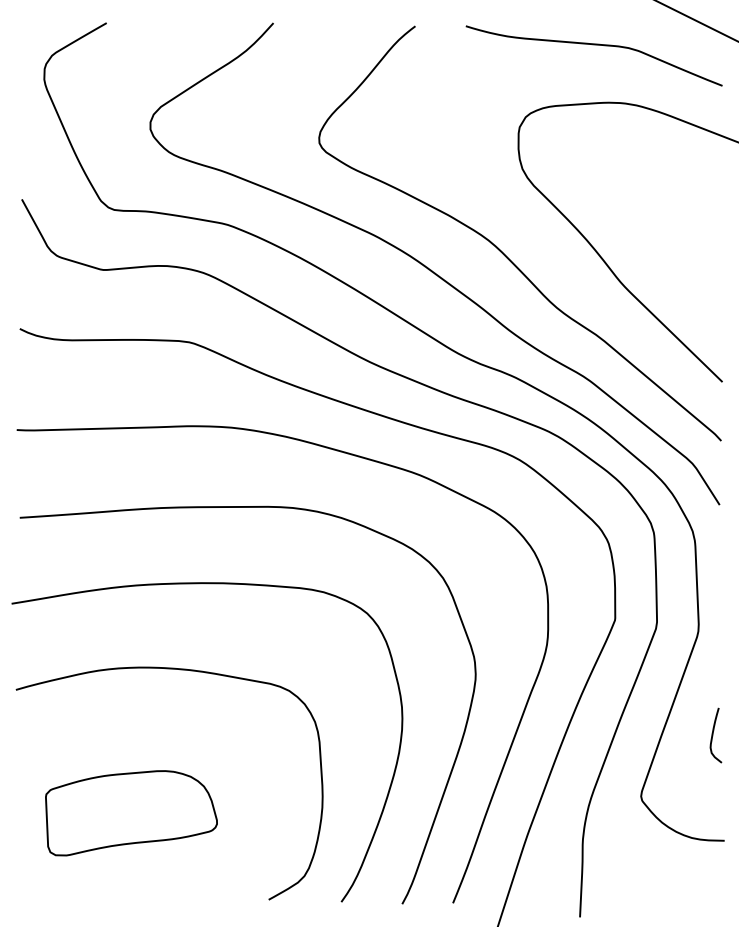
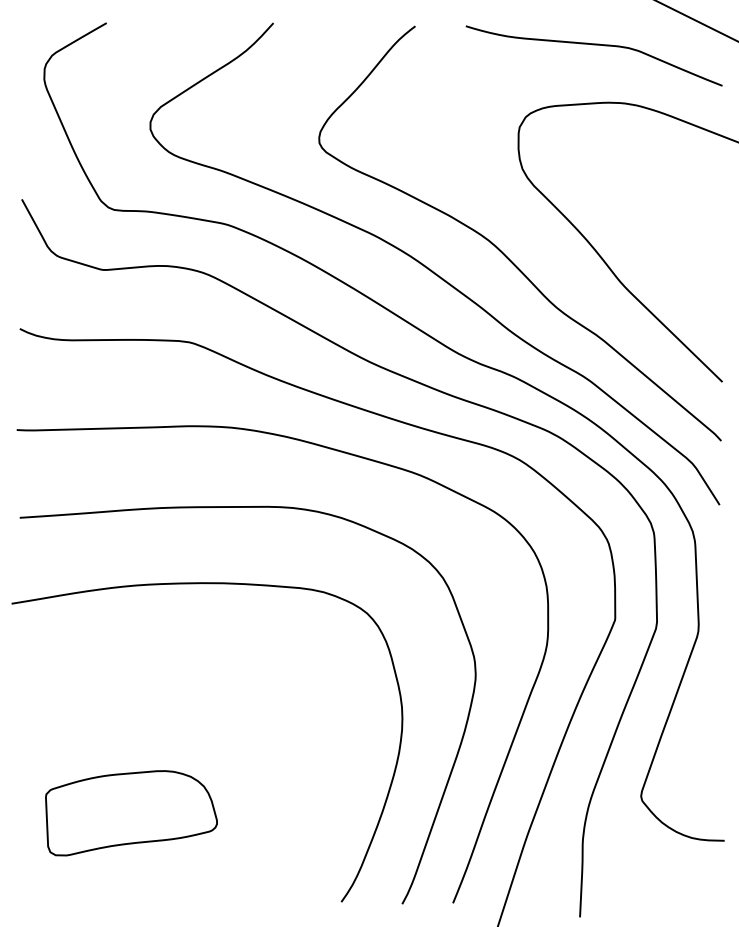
curve: present -> none (180, 670)
curve: present -> none (713, 735)
